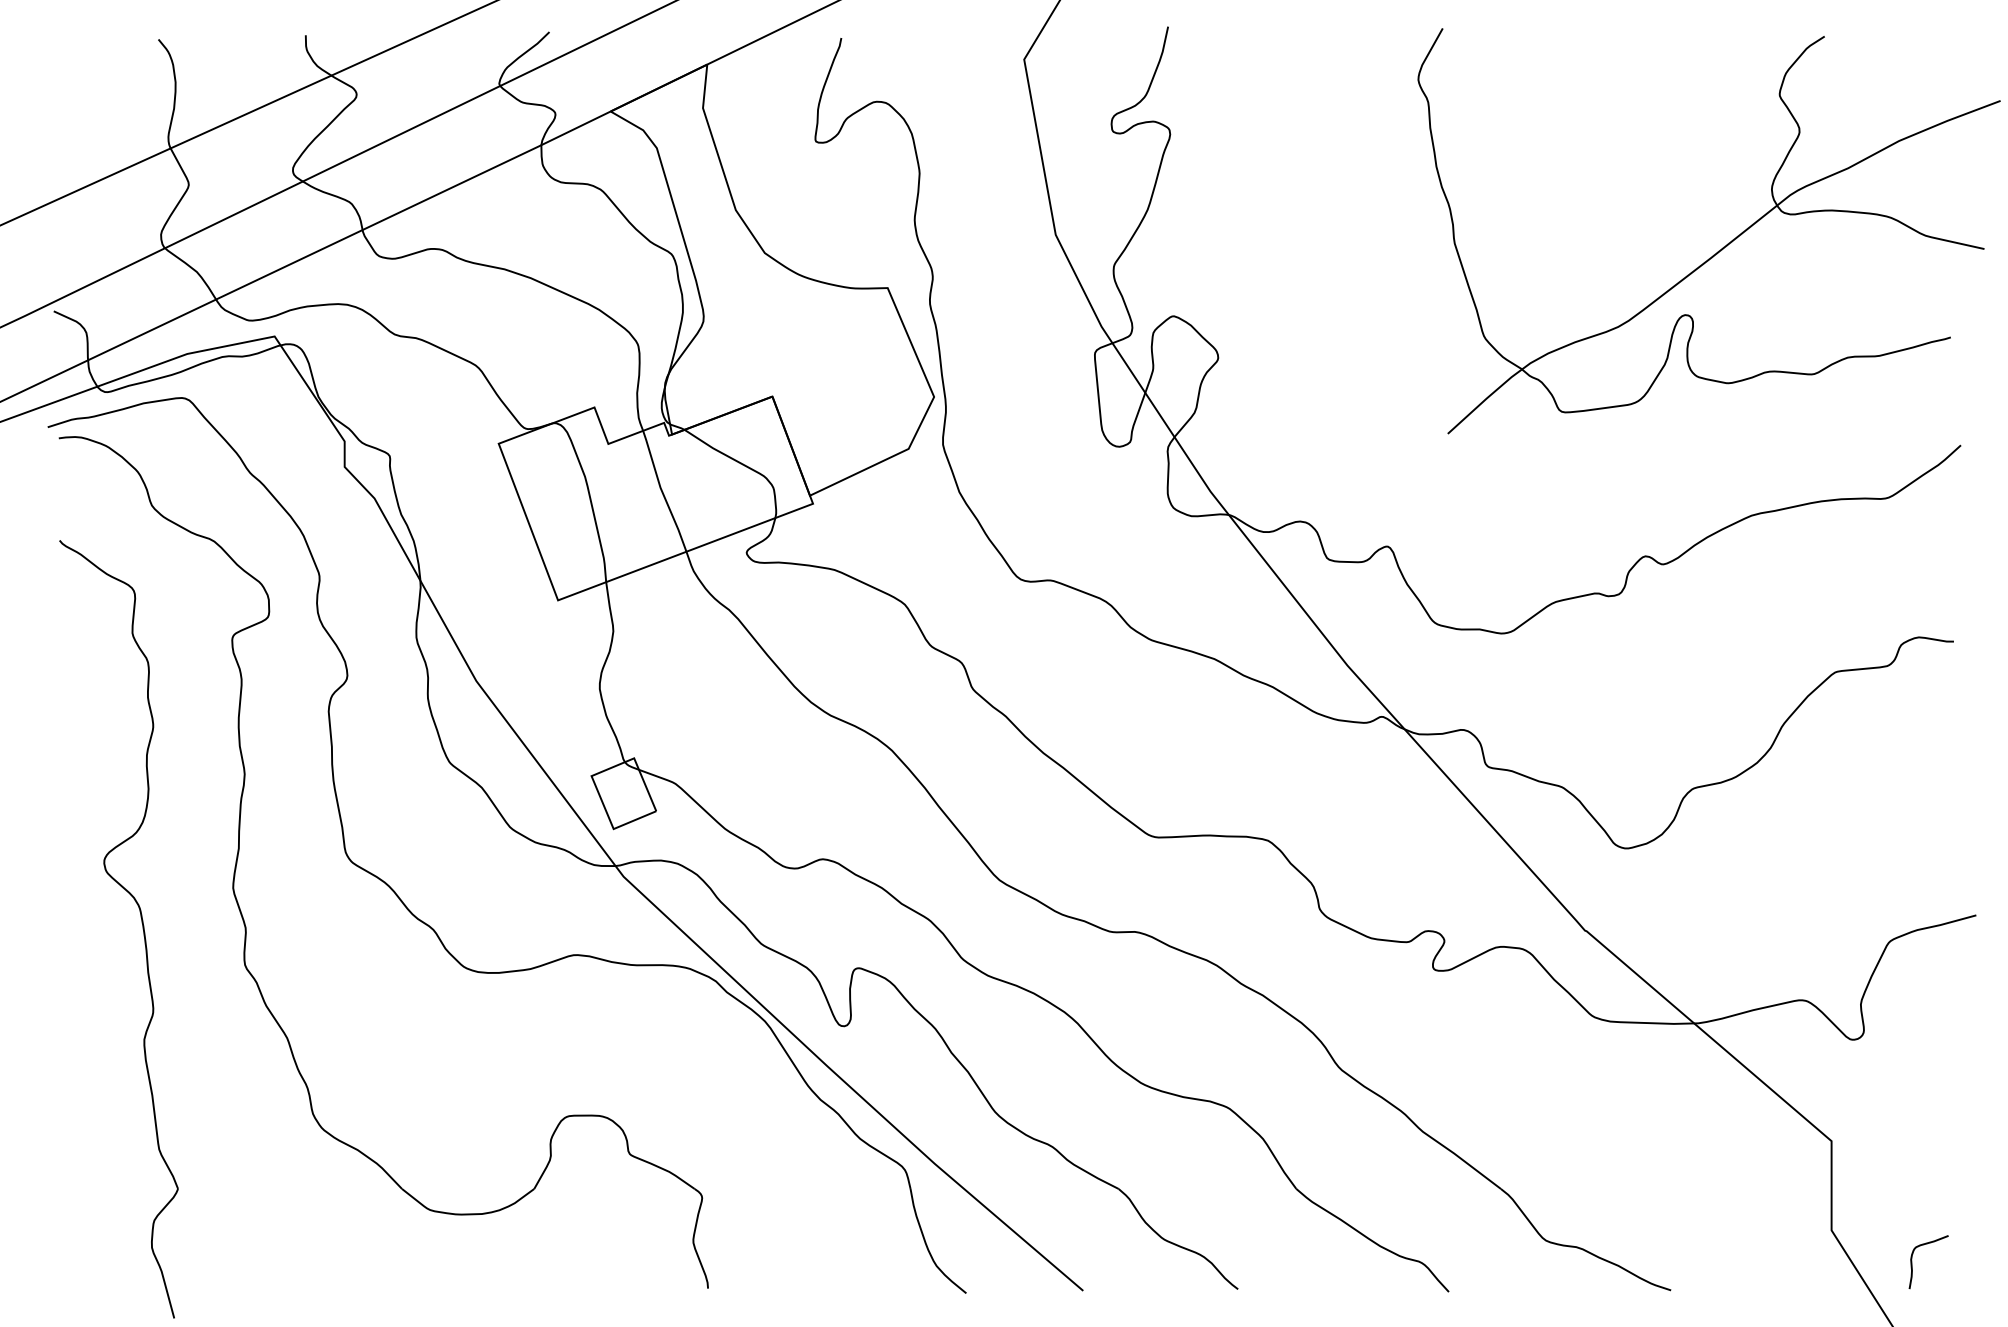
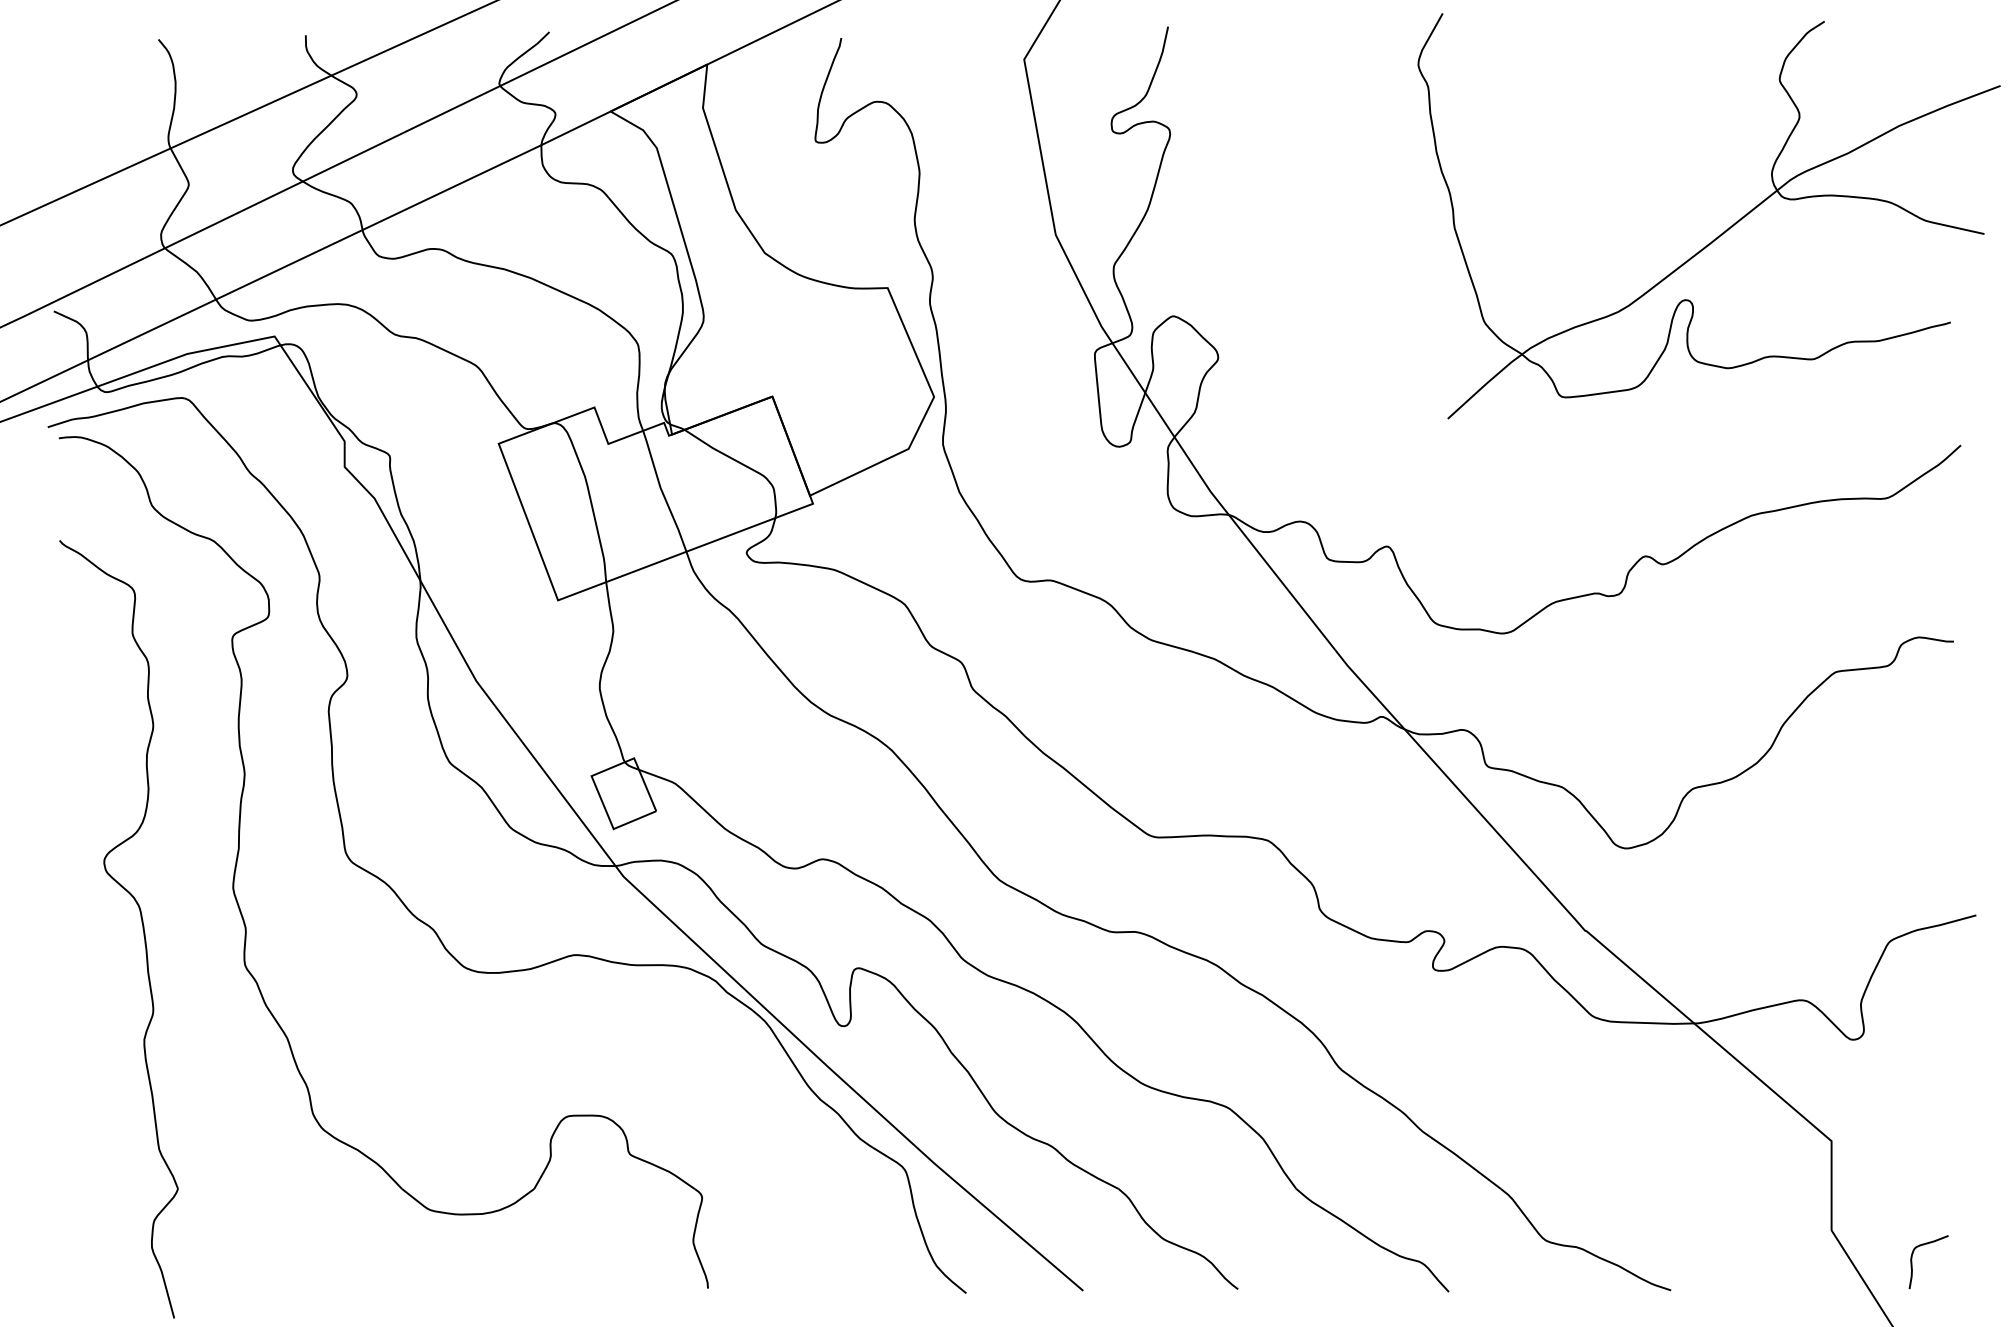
part position: (1723, 246) -> (1723, 231) (1723, 231)
